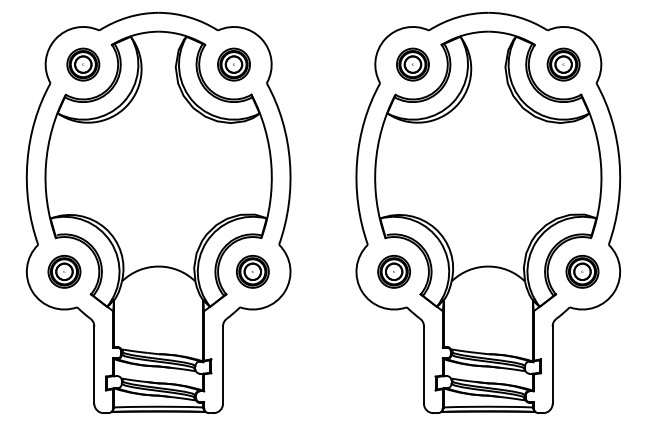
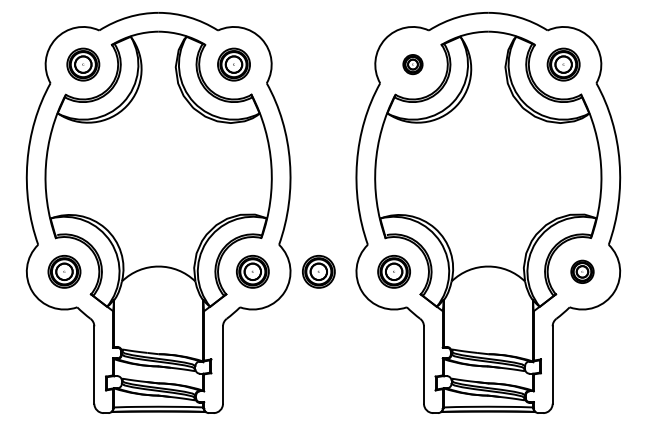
part size: 34x35 px -> 22x22 px (412, 64)
part: none -> present (318, 271)
part size: 35x34 px -> 25x25 px (582, 271)
